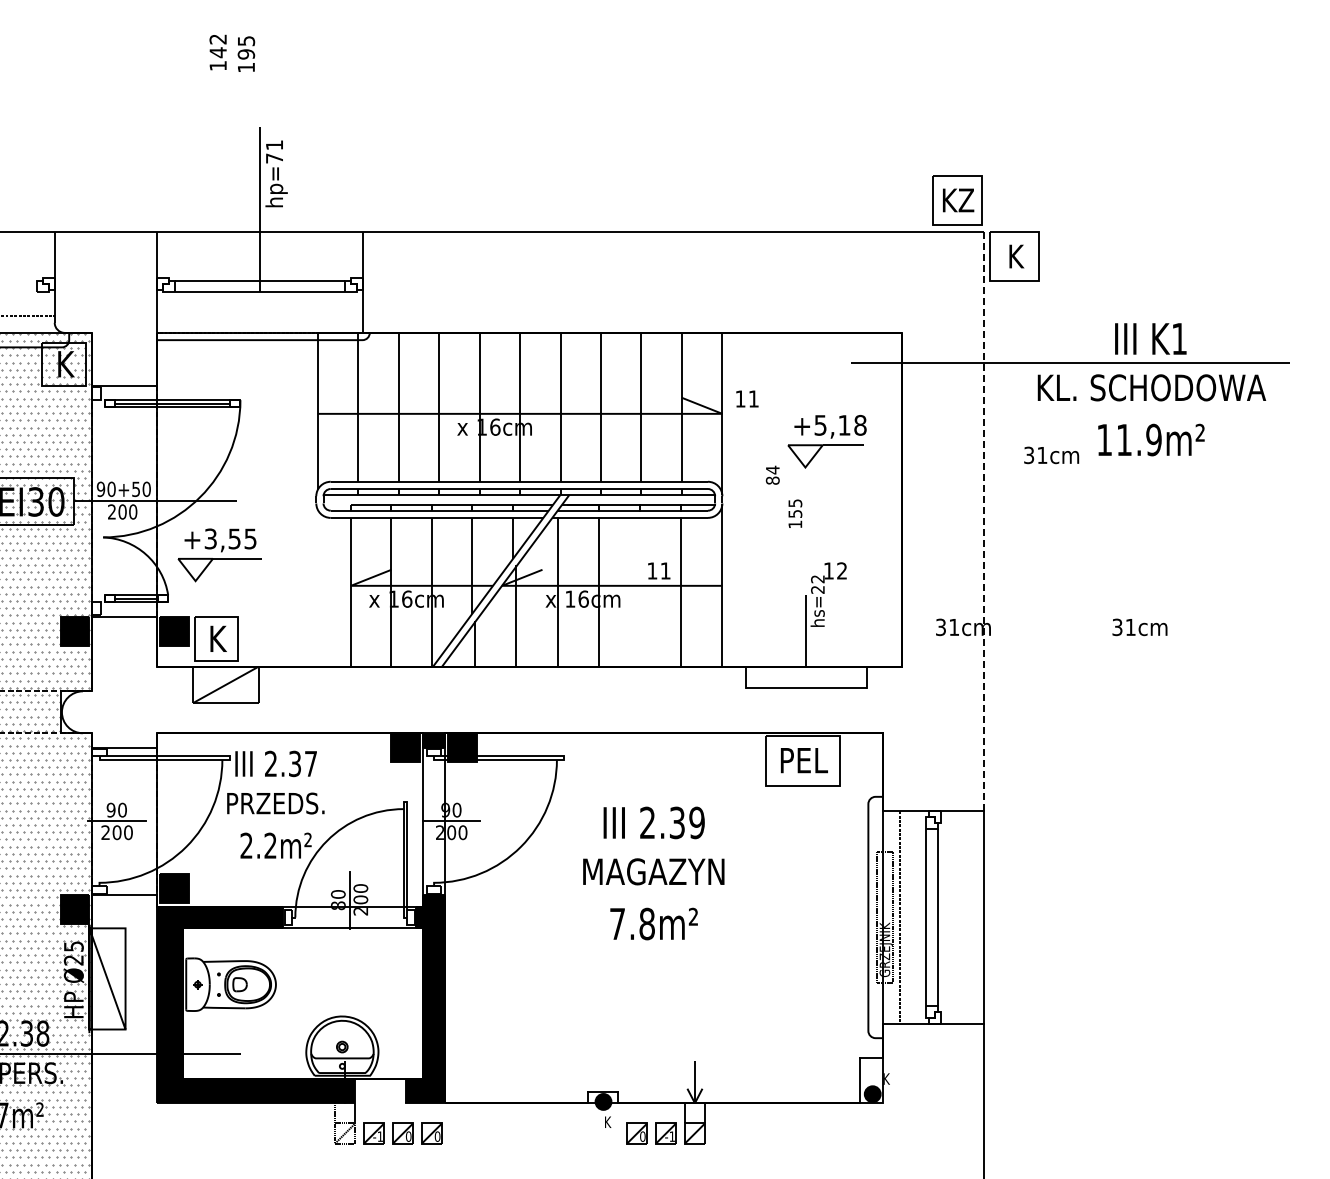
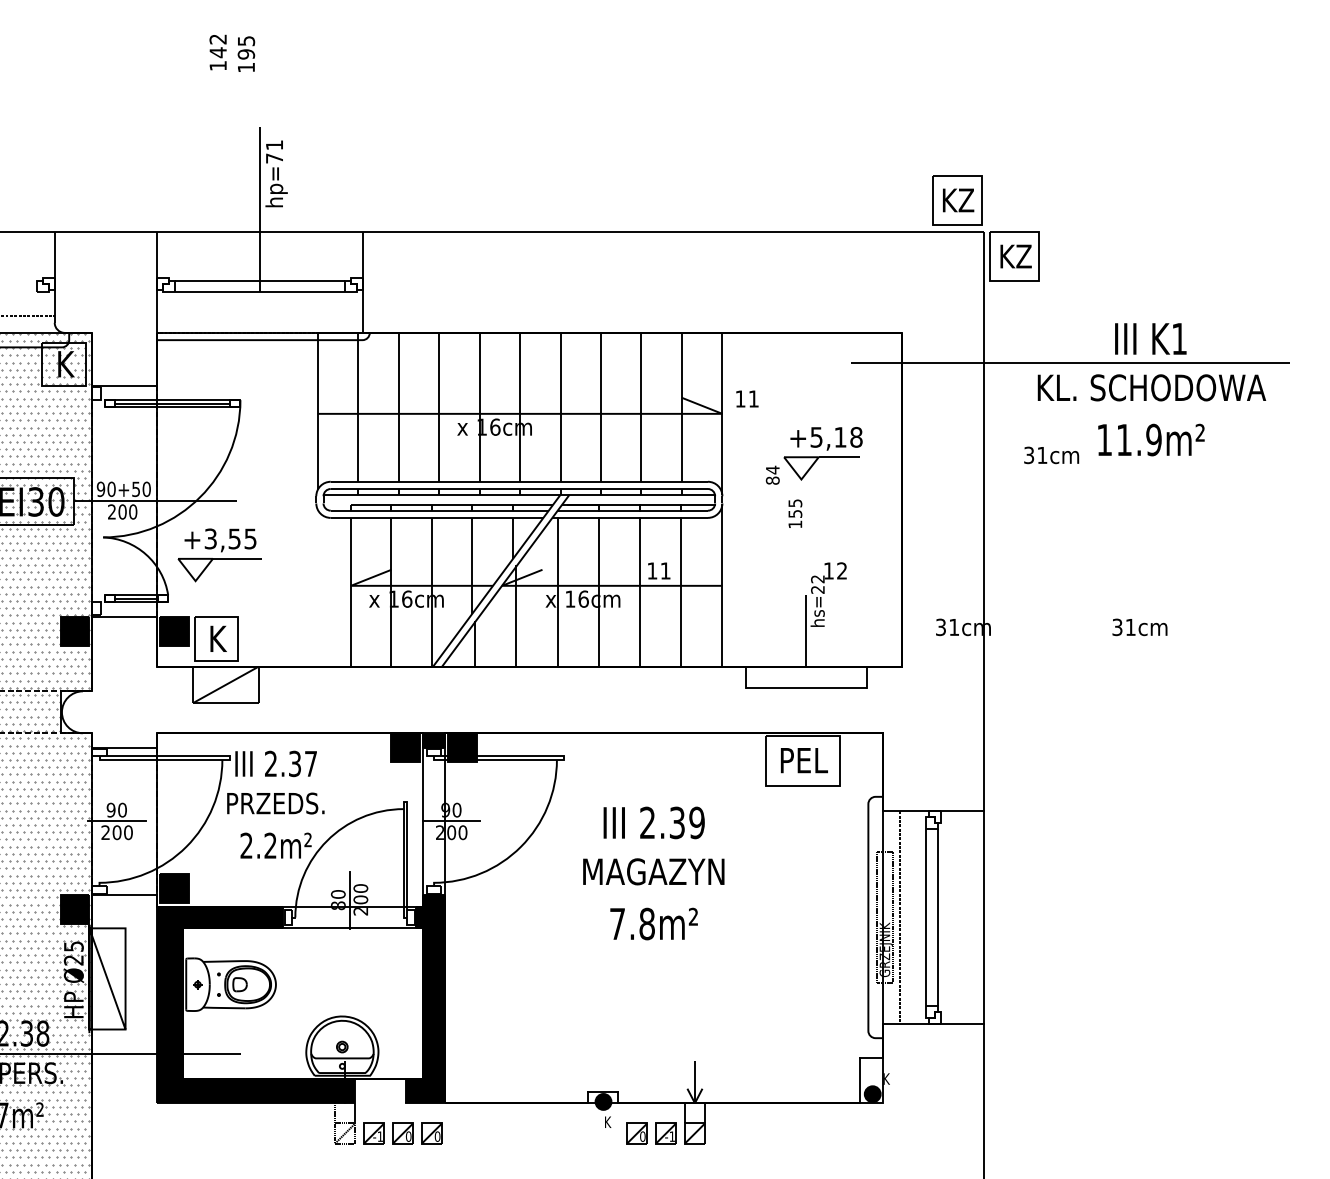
text: K -> KZ (1015, 256)
part position: (826, 441) -> (822, 453) (822, 453)
line: dashed -> solid (983, 521)
line: none -> present (640, 591)
